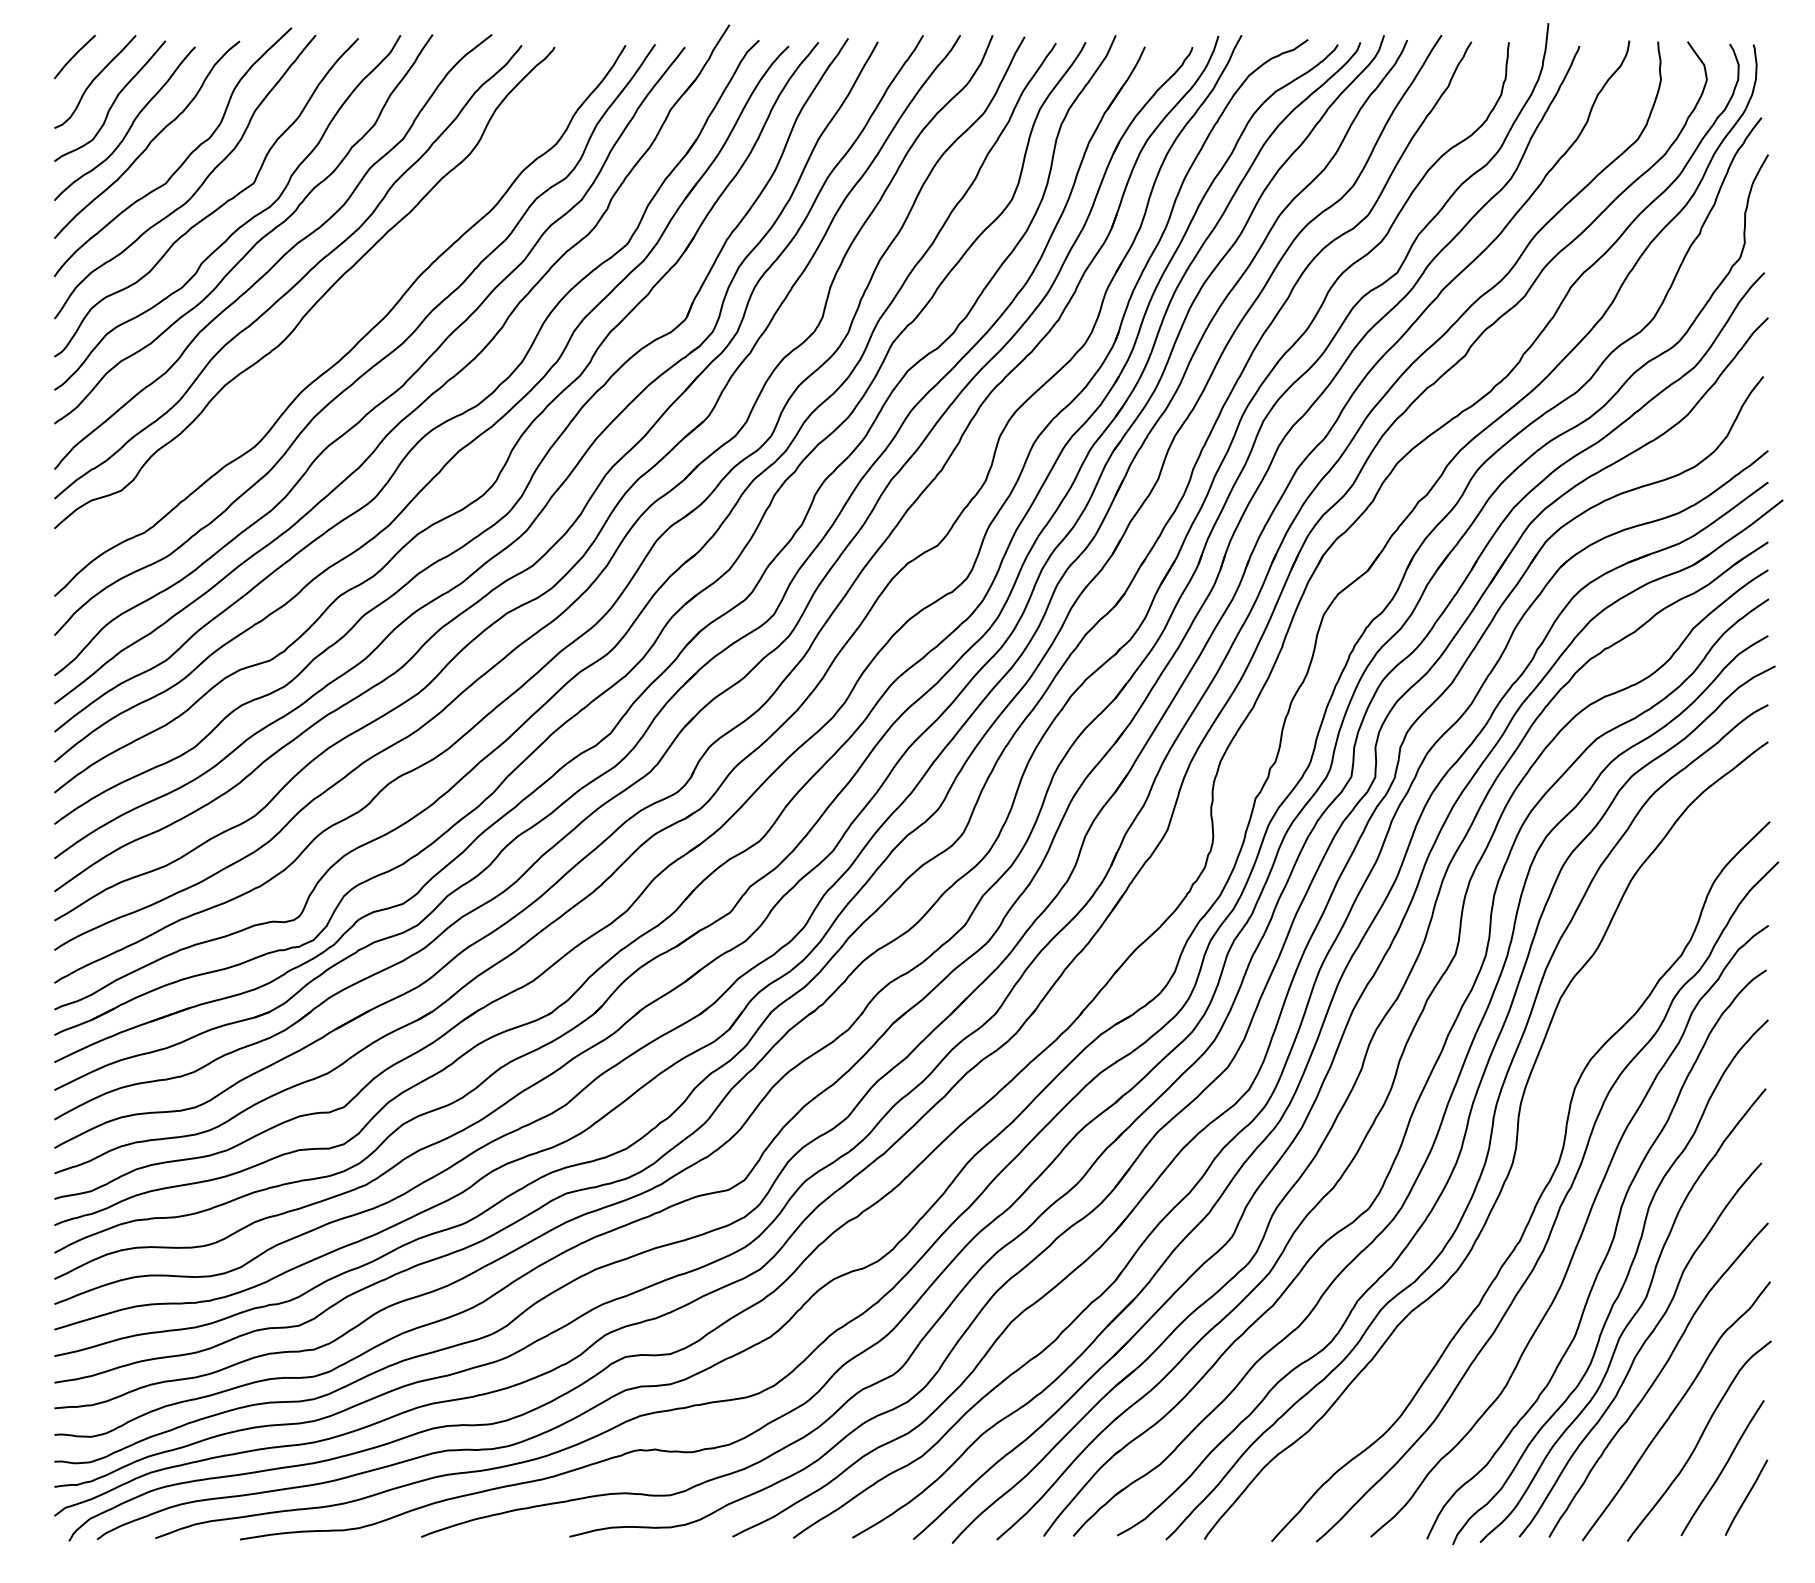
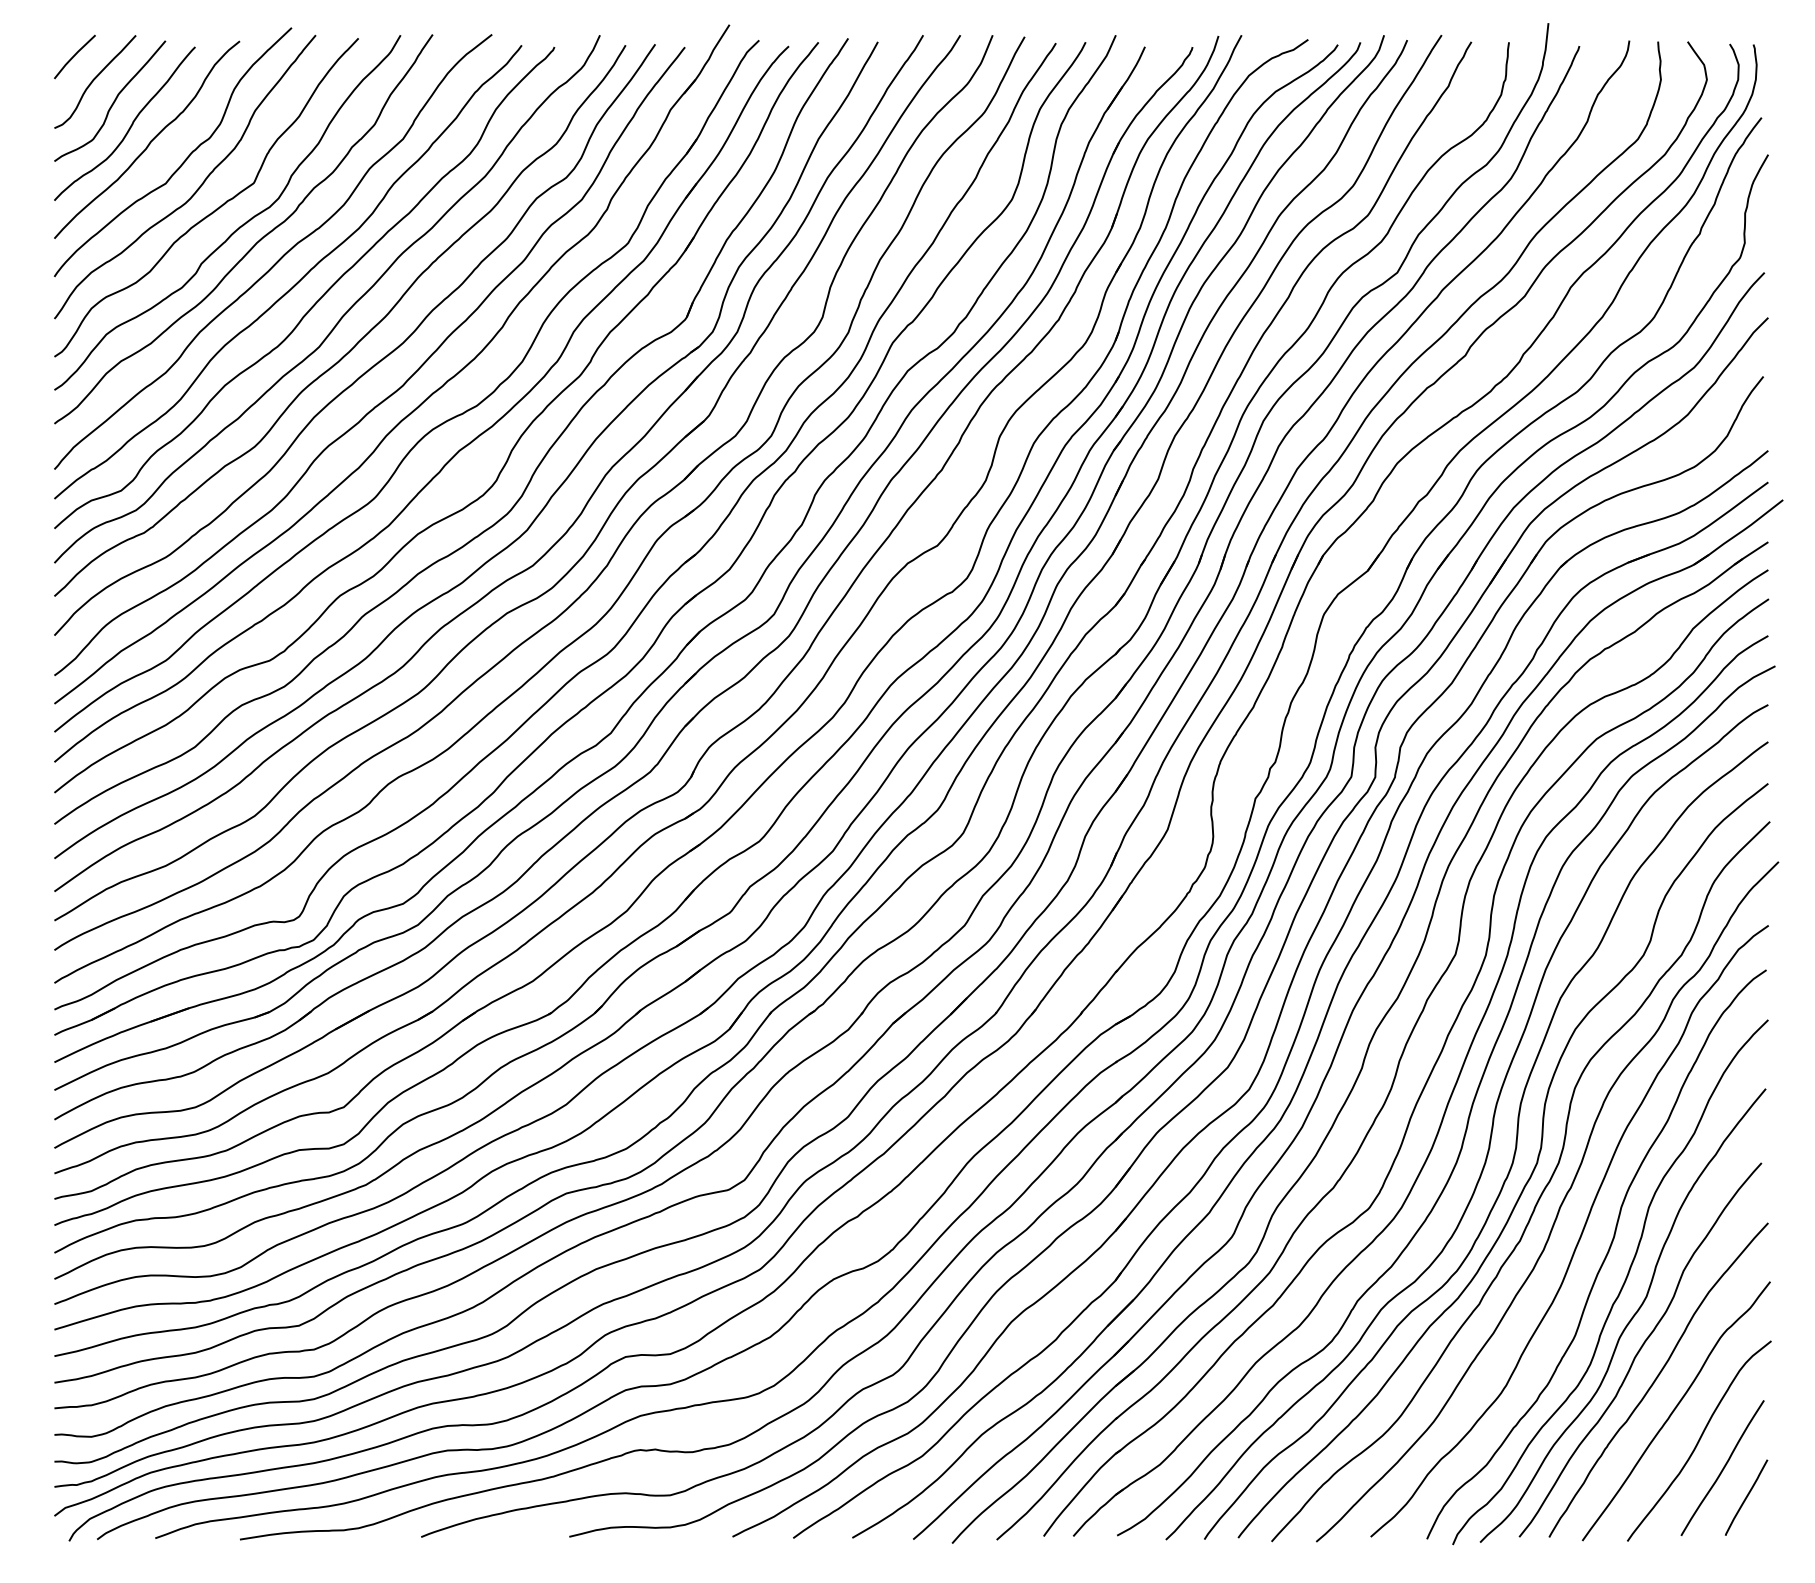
curve: none -> present (343, 314)
curve: none -> present (1530, 1174)
